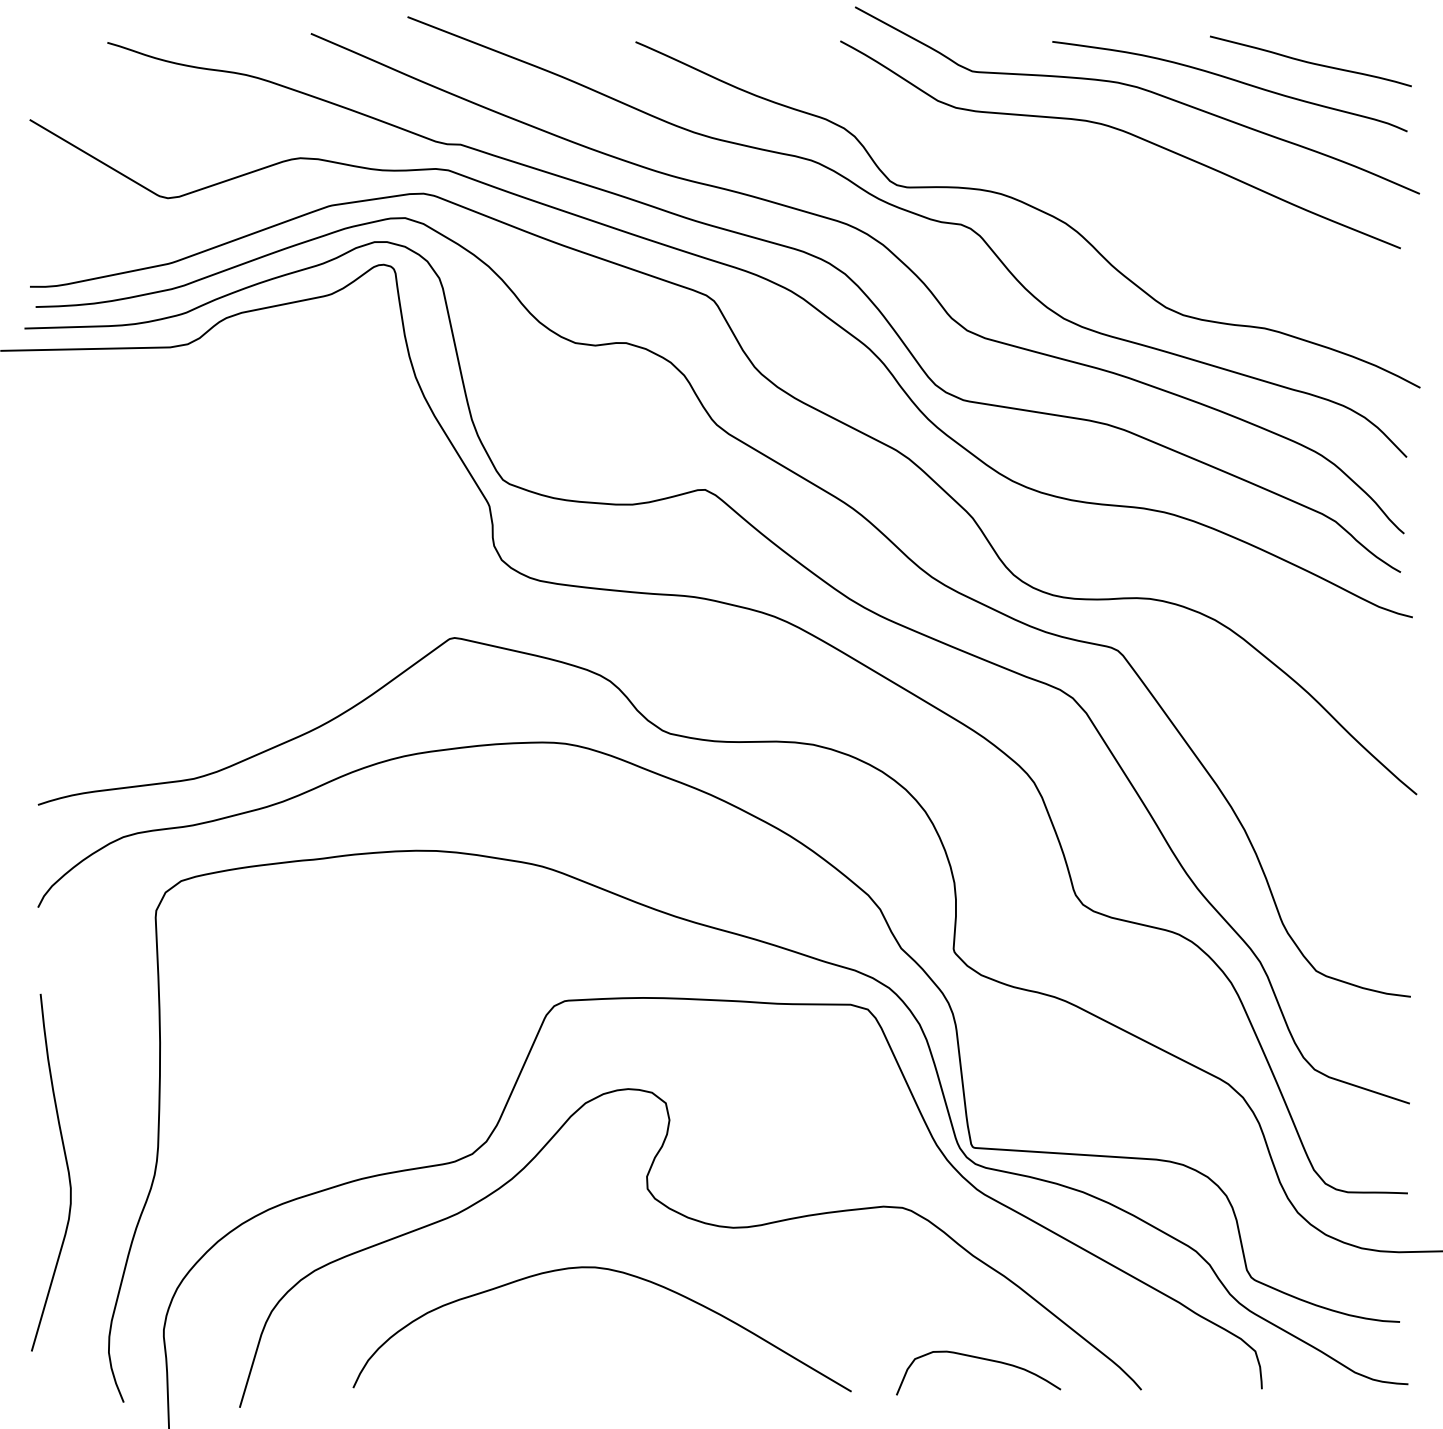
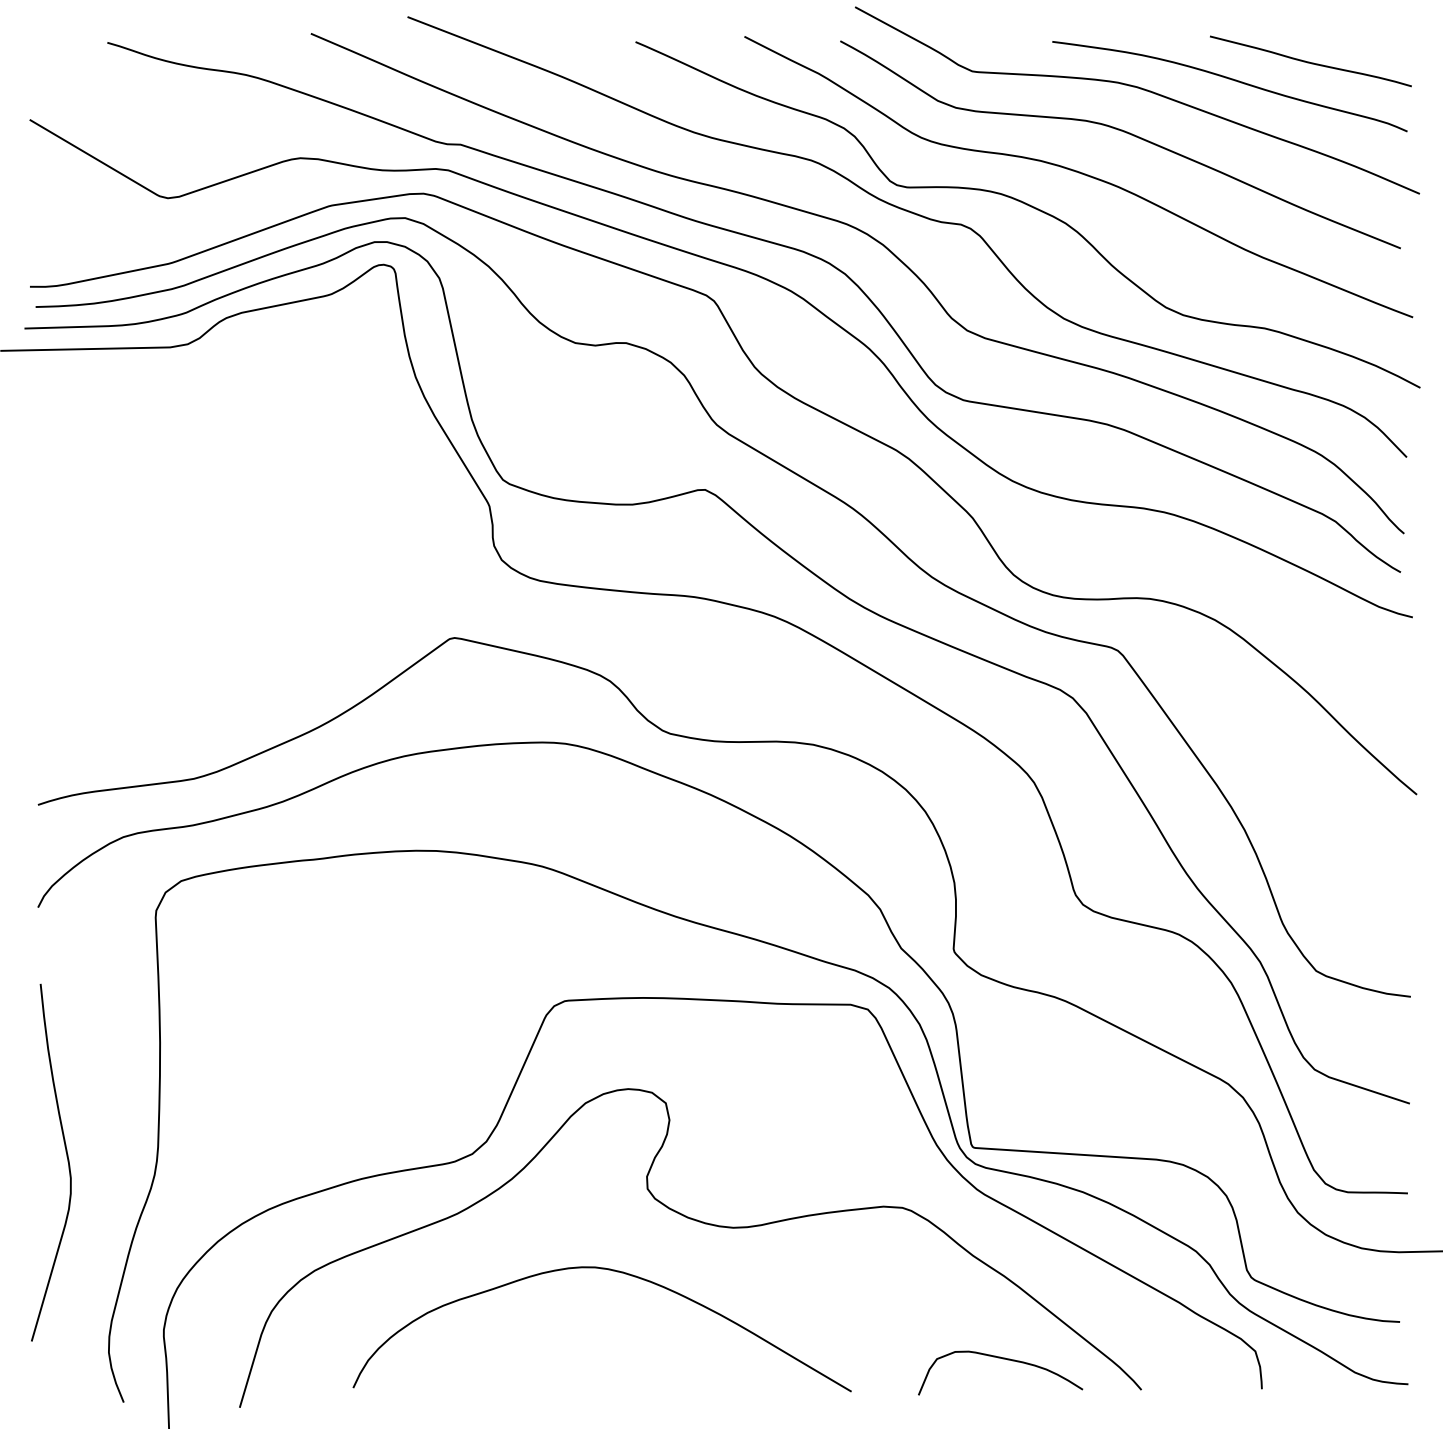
curve: none -> present (1078, 173)
curve position: (66, 1167) -> (66, 1157) (66, 1157)
curve position: (980, 1359) -> (1002, 1359) (1002, 1359)
